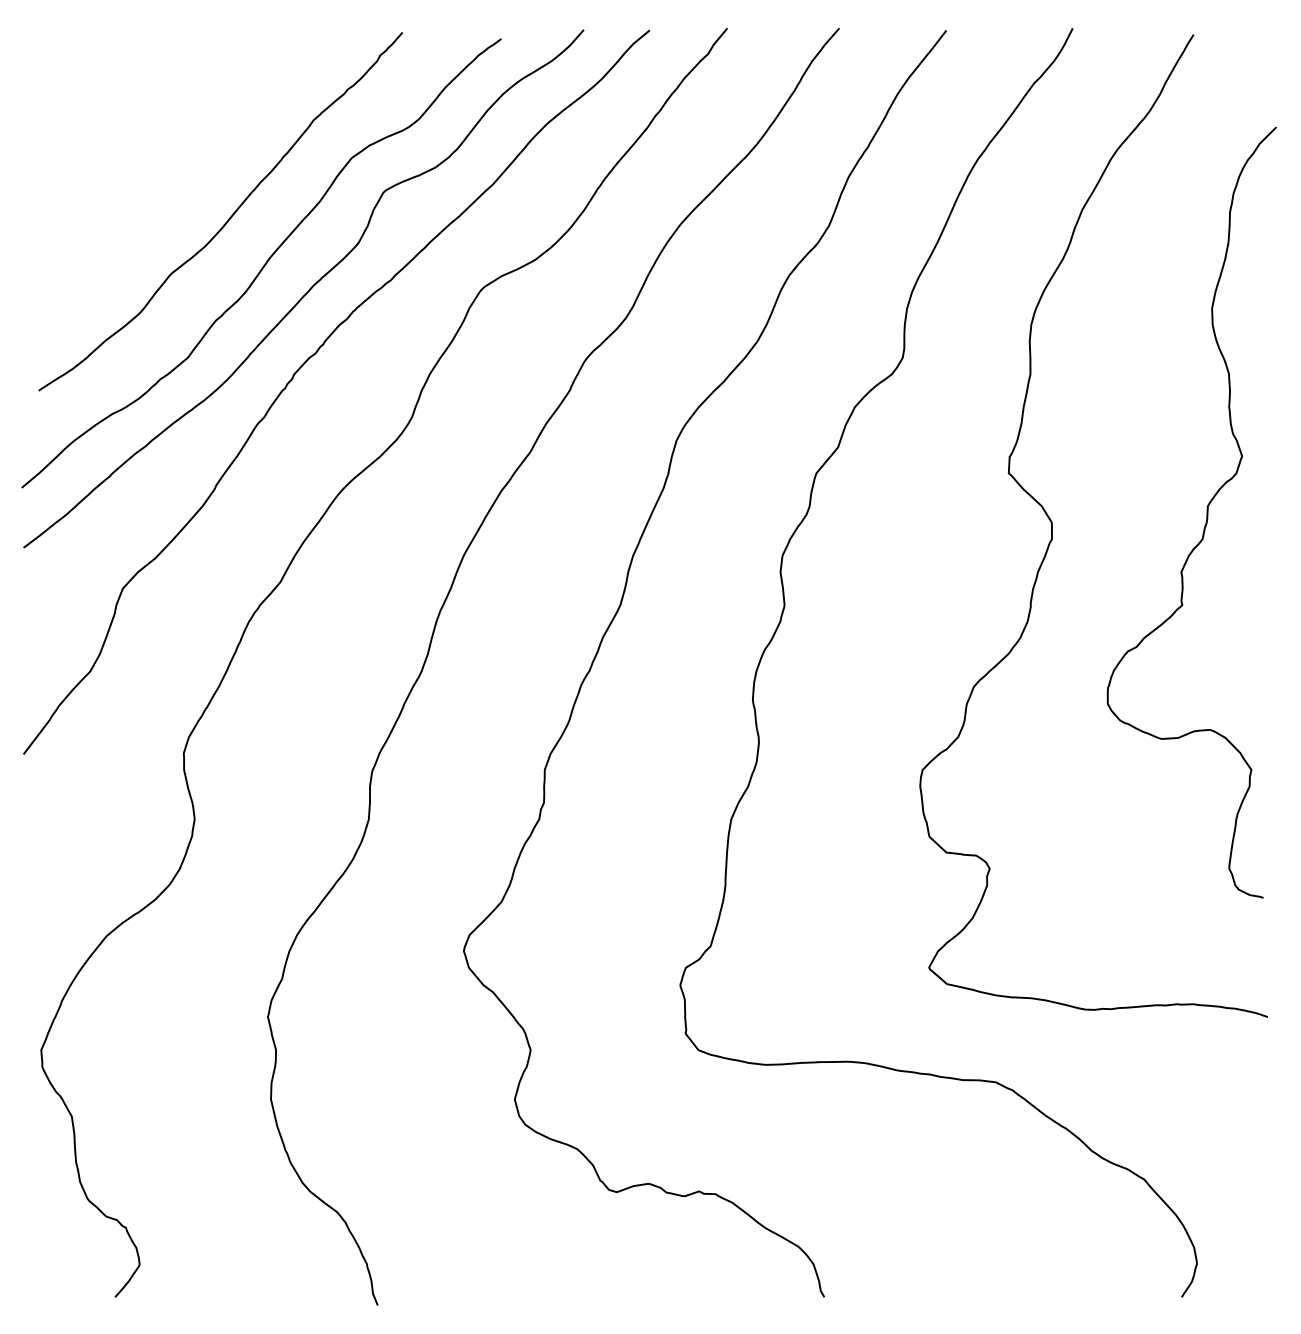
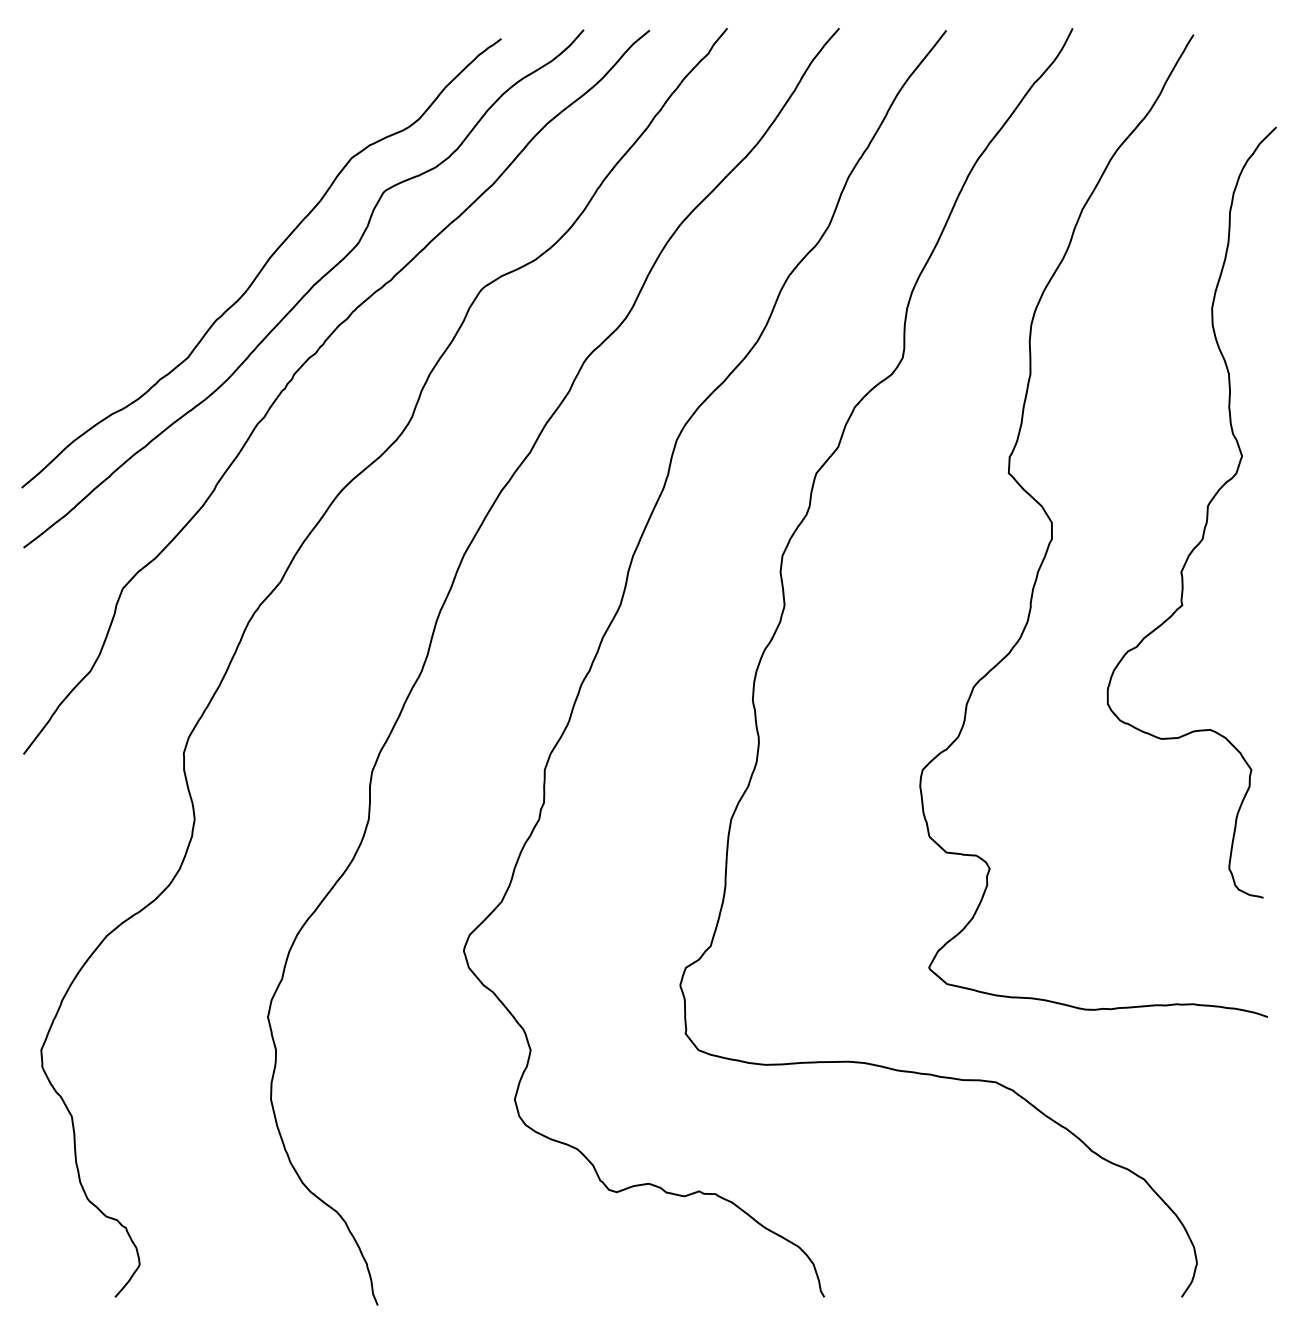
curve: present -> none (228, 218)
